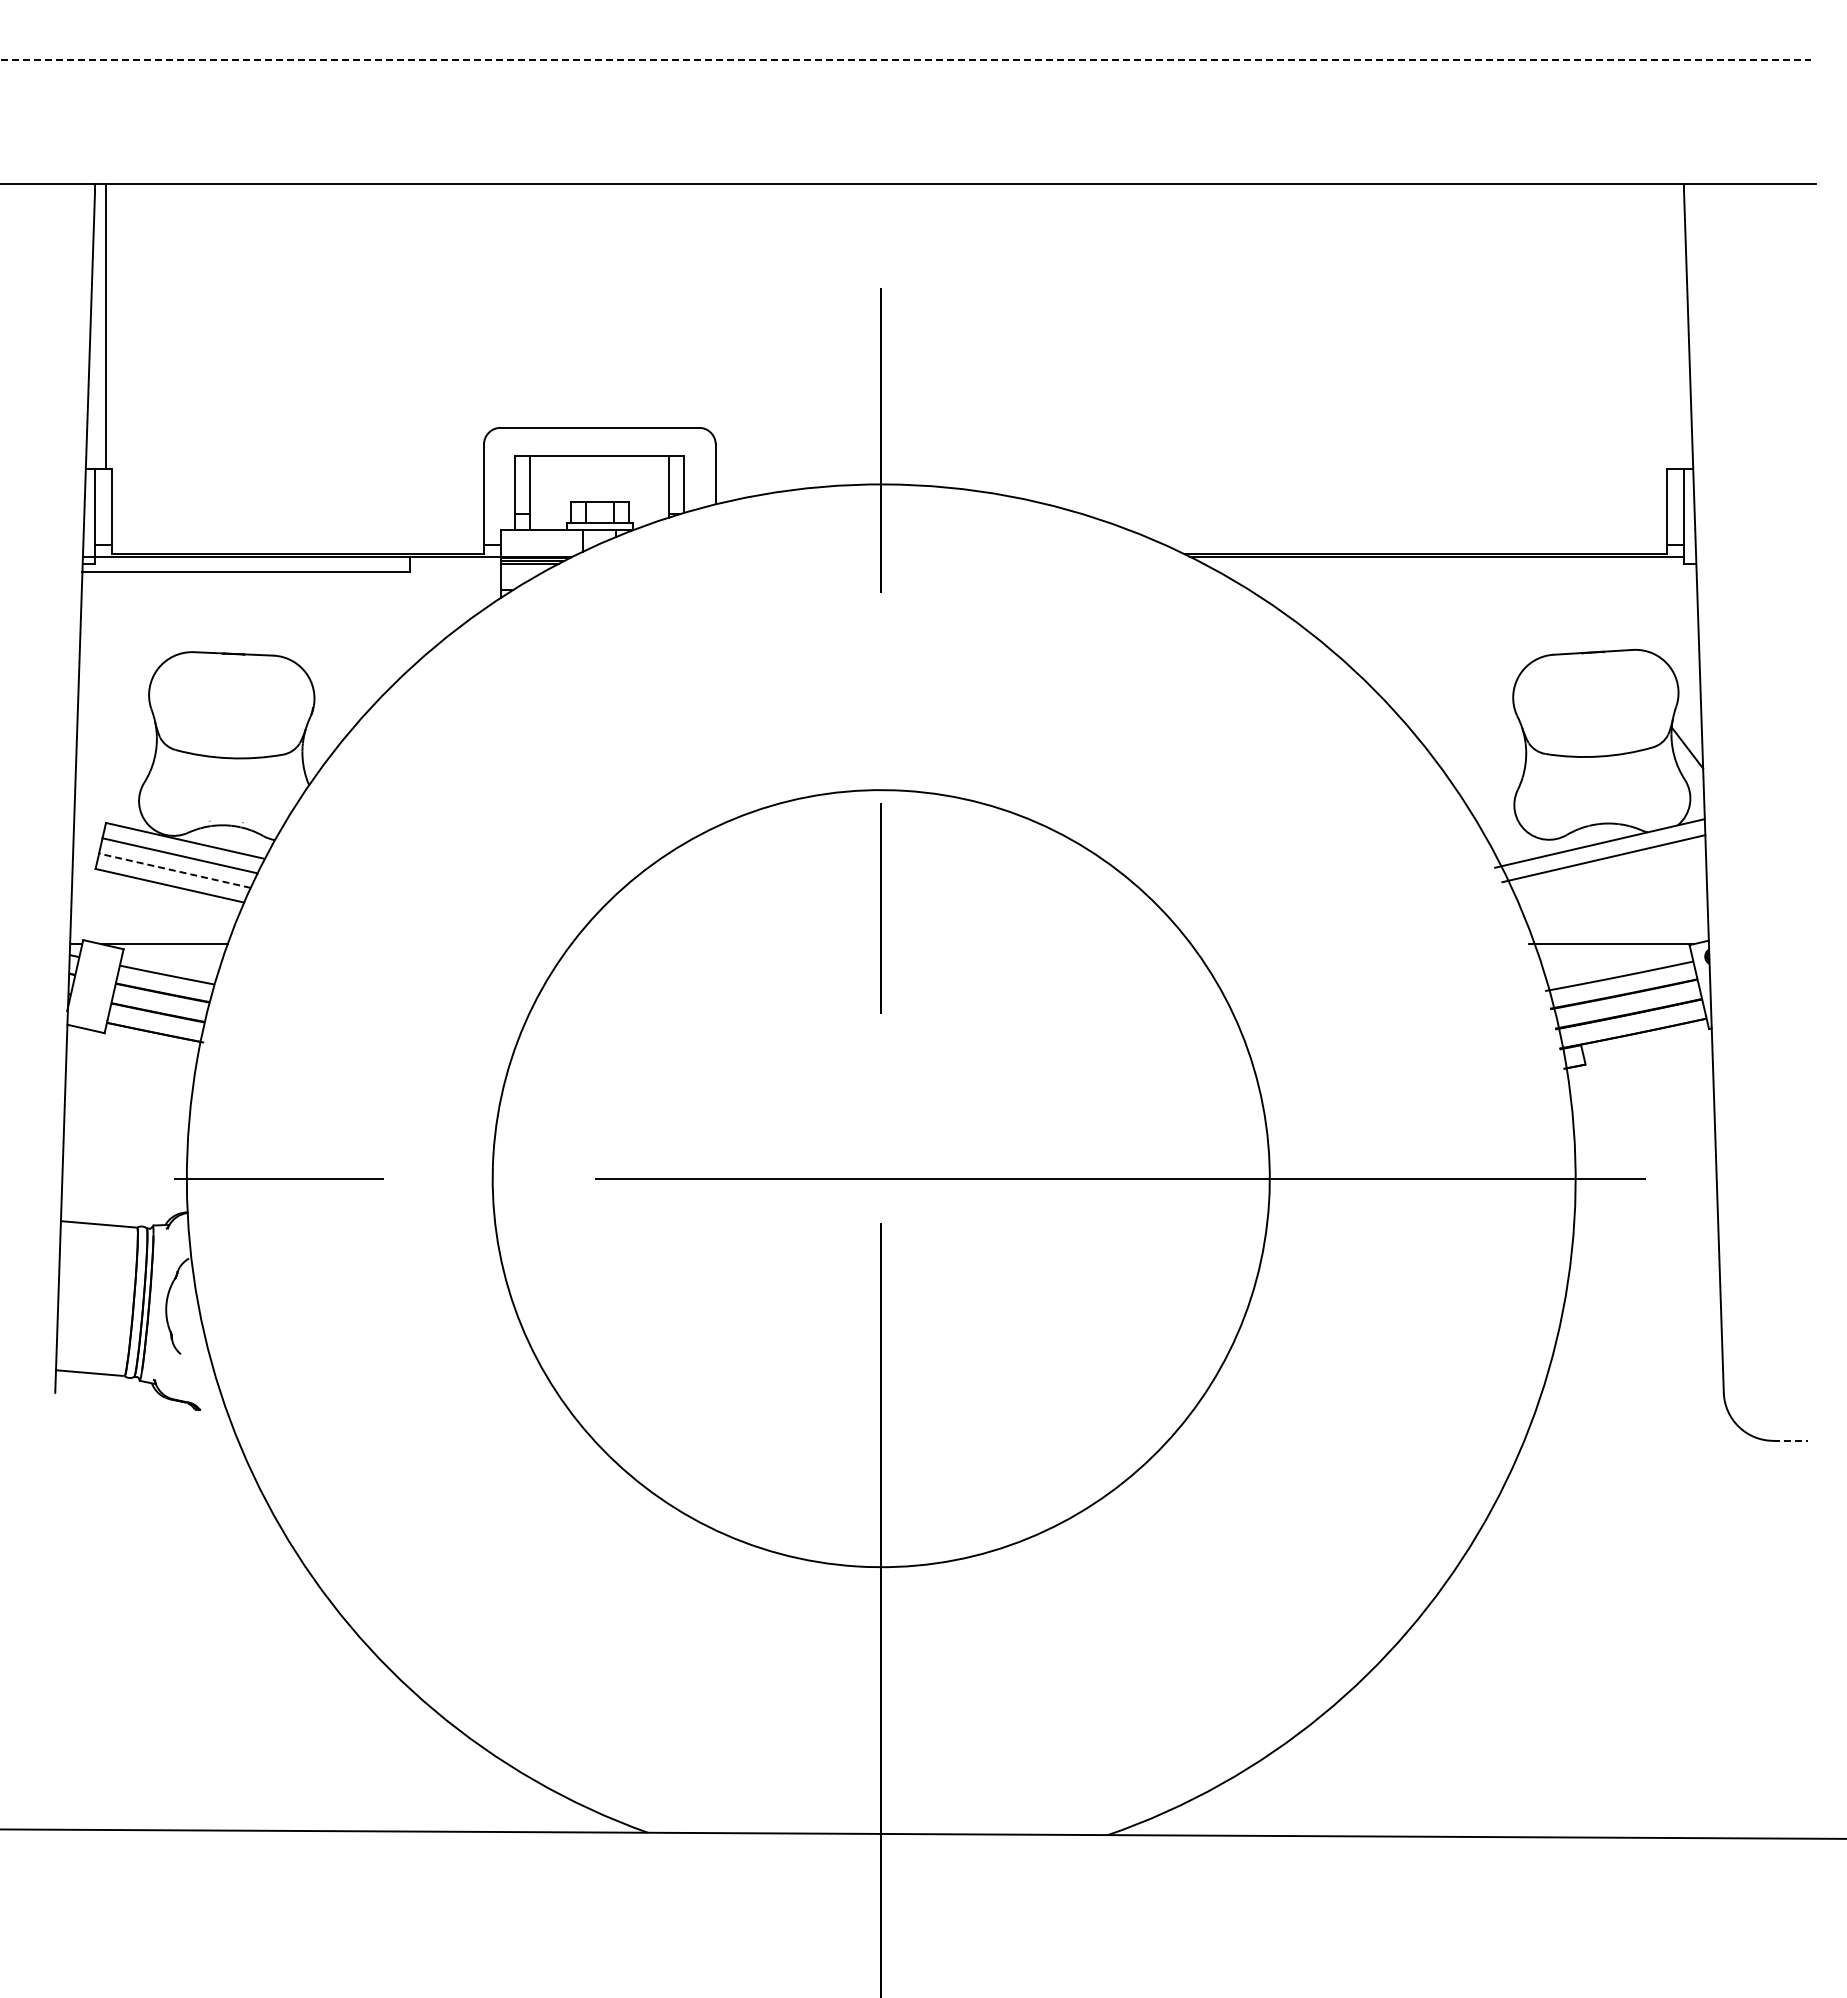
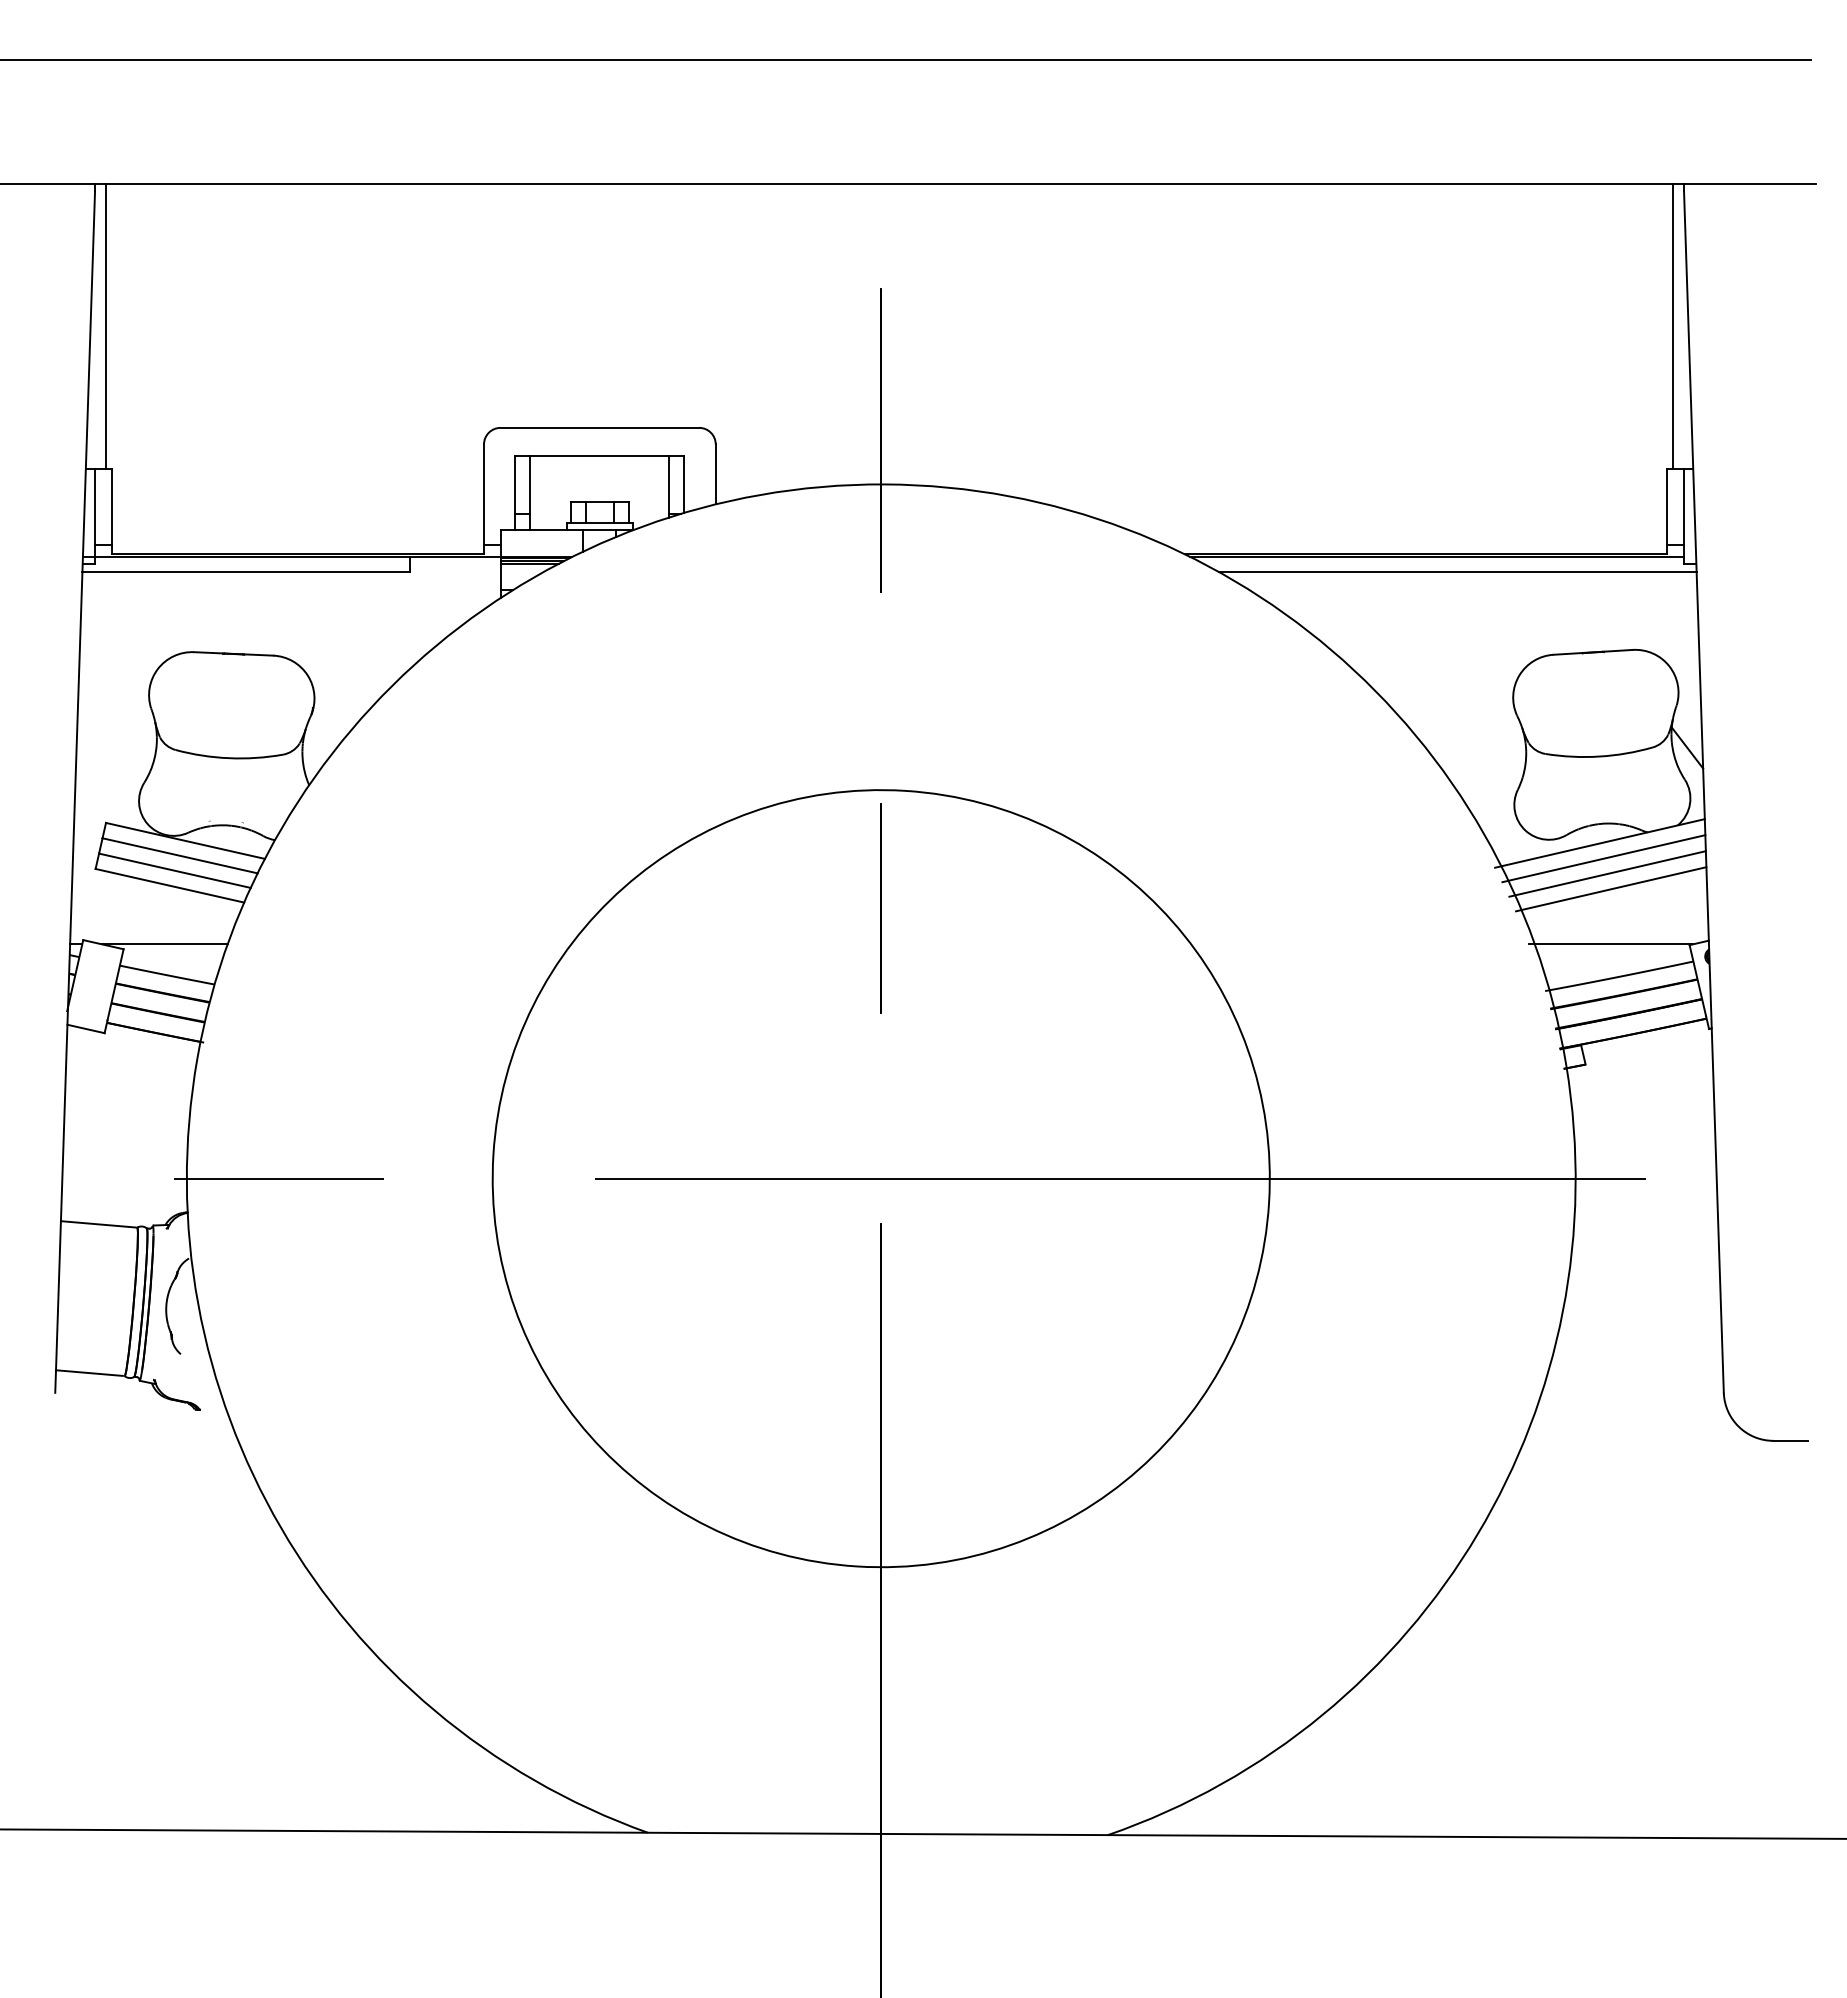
line: dashed -> solid (905, 59)
line: none -> present (1673, 326)
line: none -> present (1457, 571)
line: dashed -> solid (174, 870)
line: none -> present (1607, 873)
line: none -> present (1610, 889)
line: dashed -> solid (1791, 1440)
